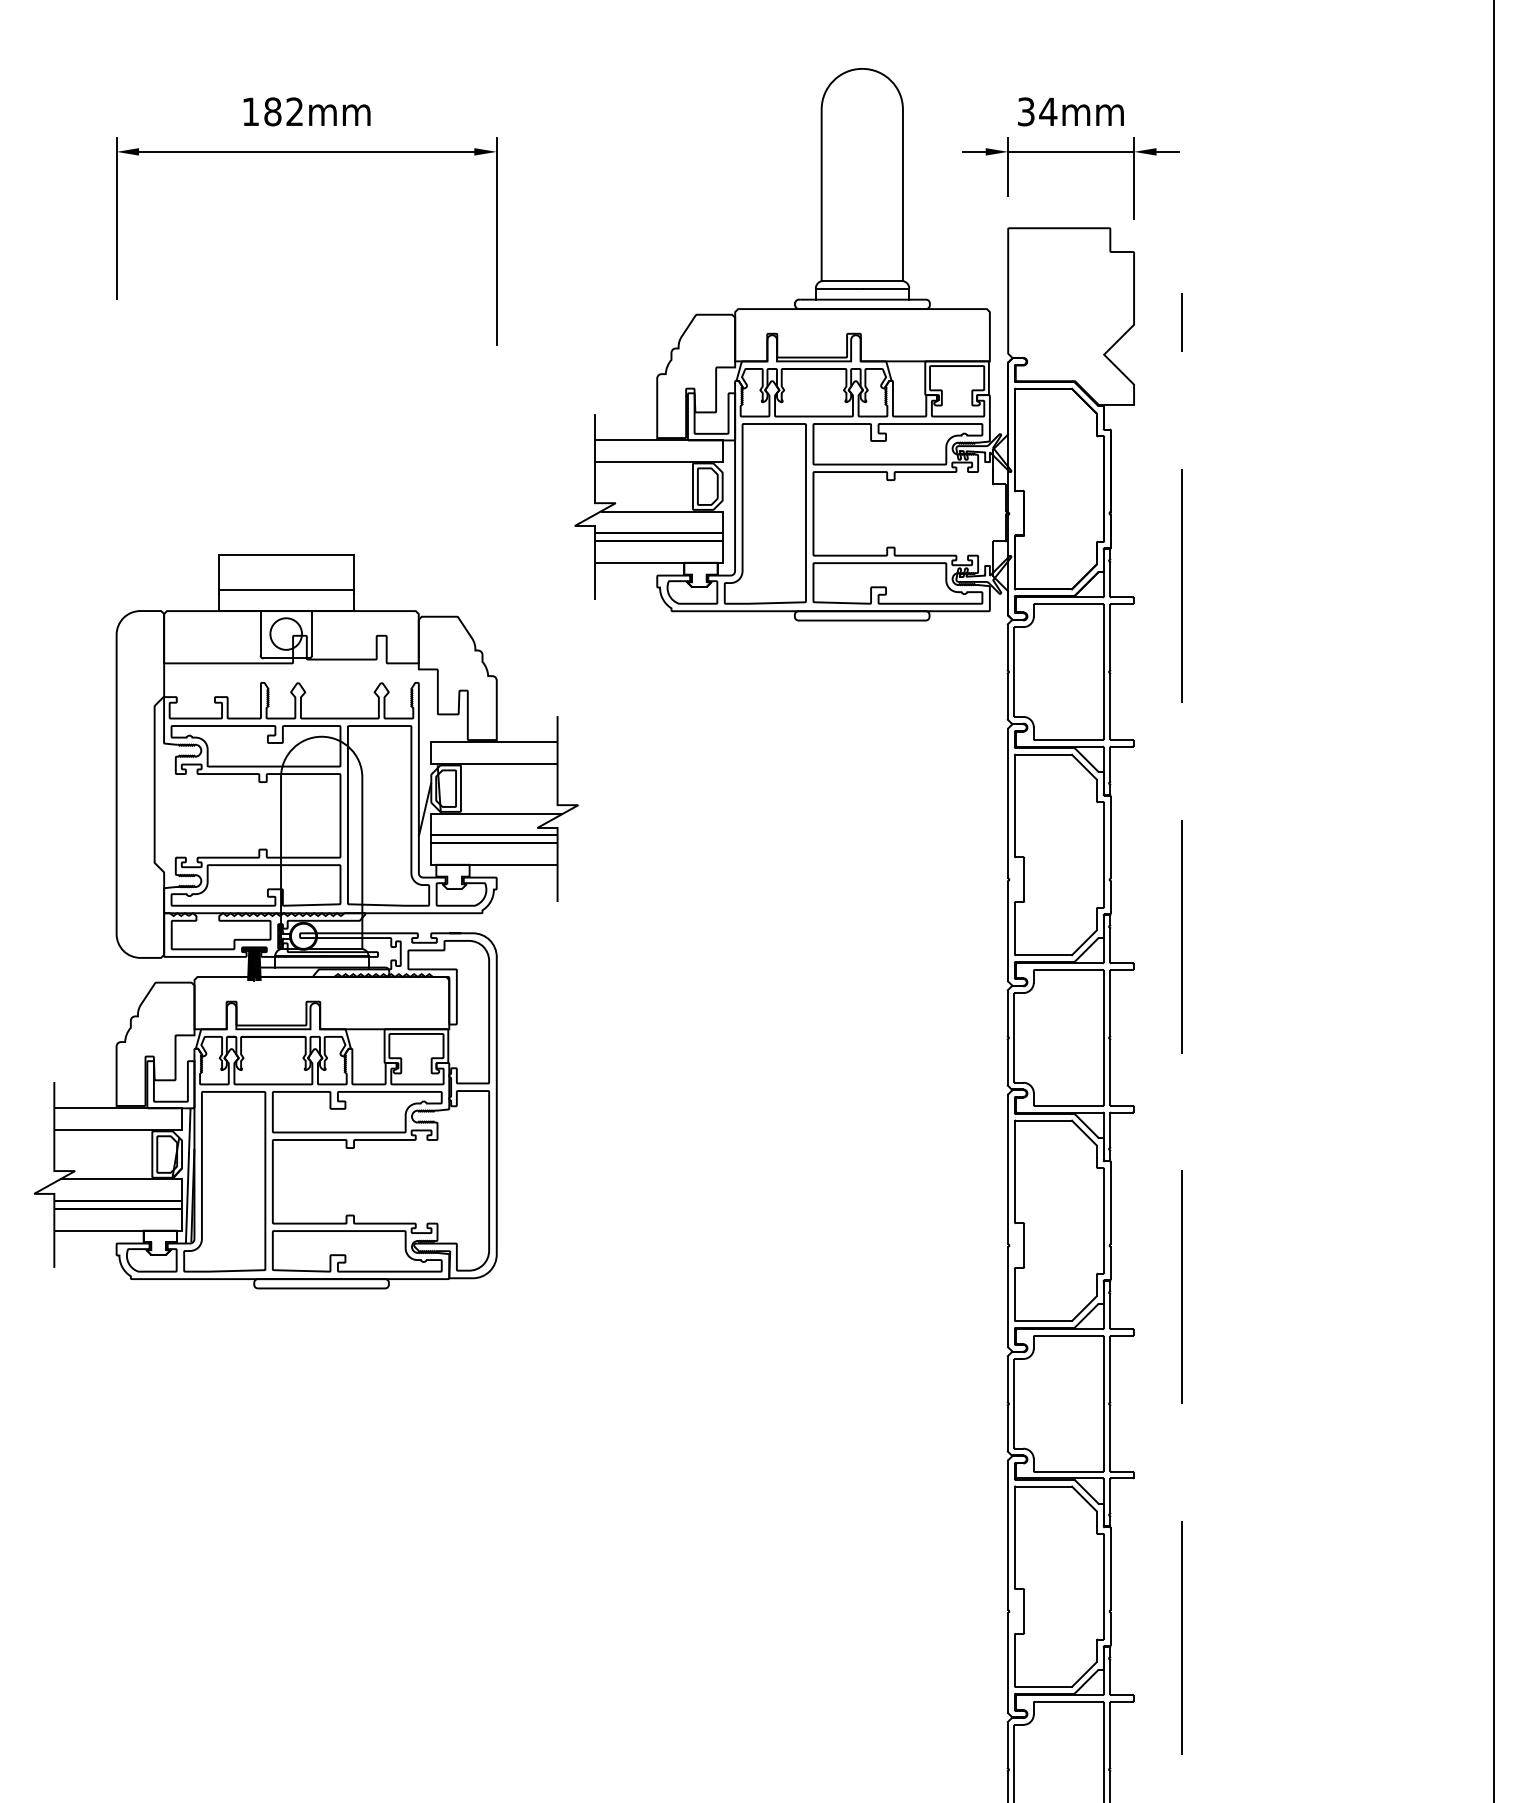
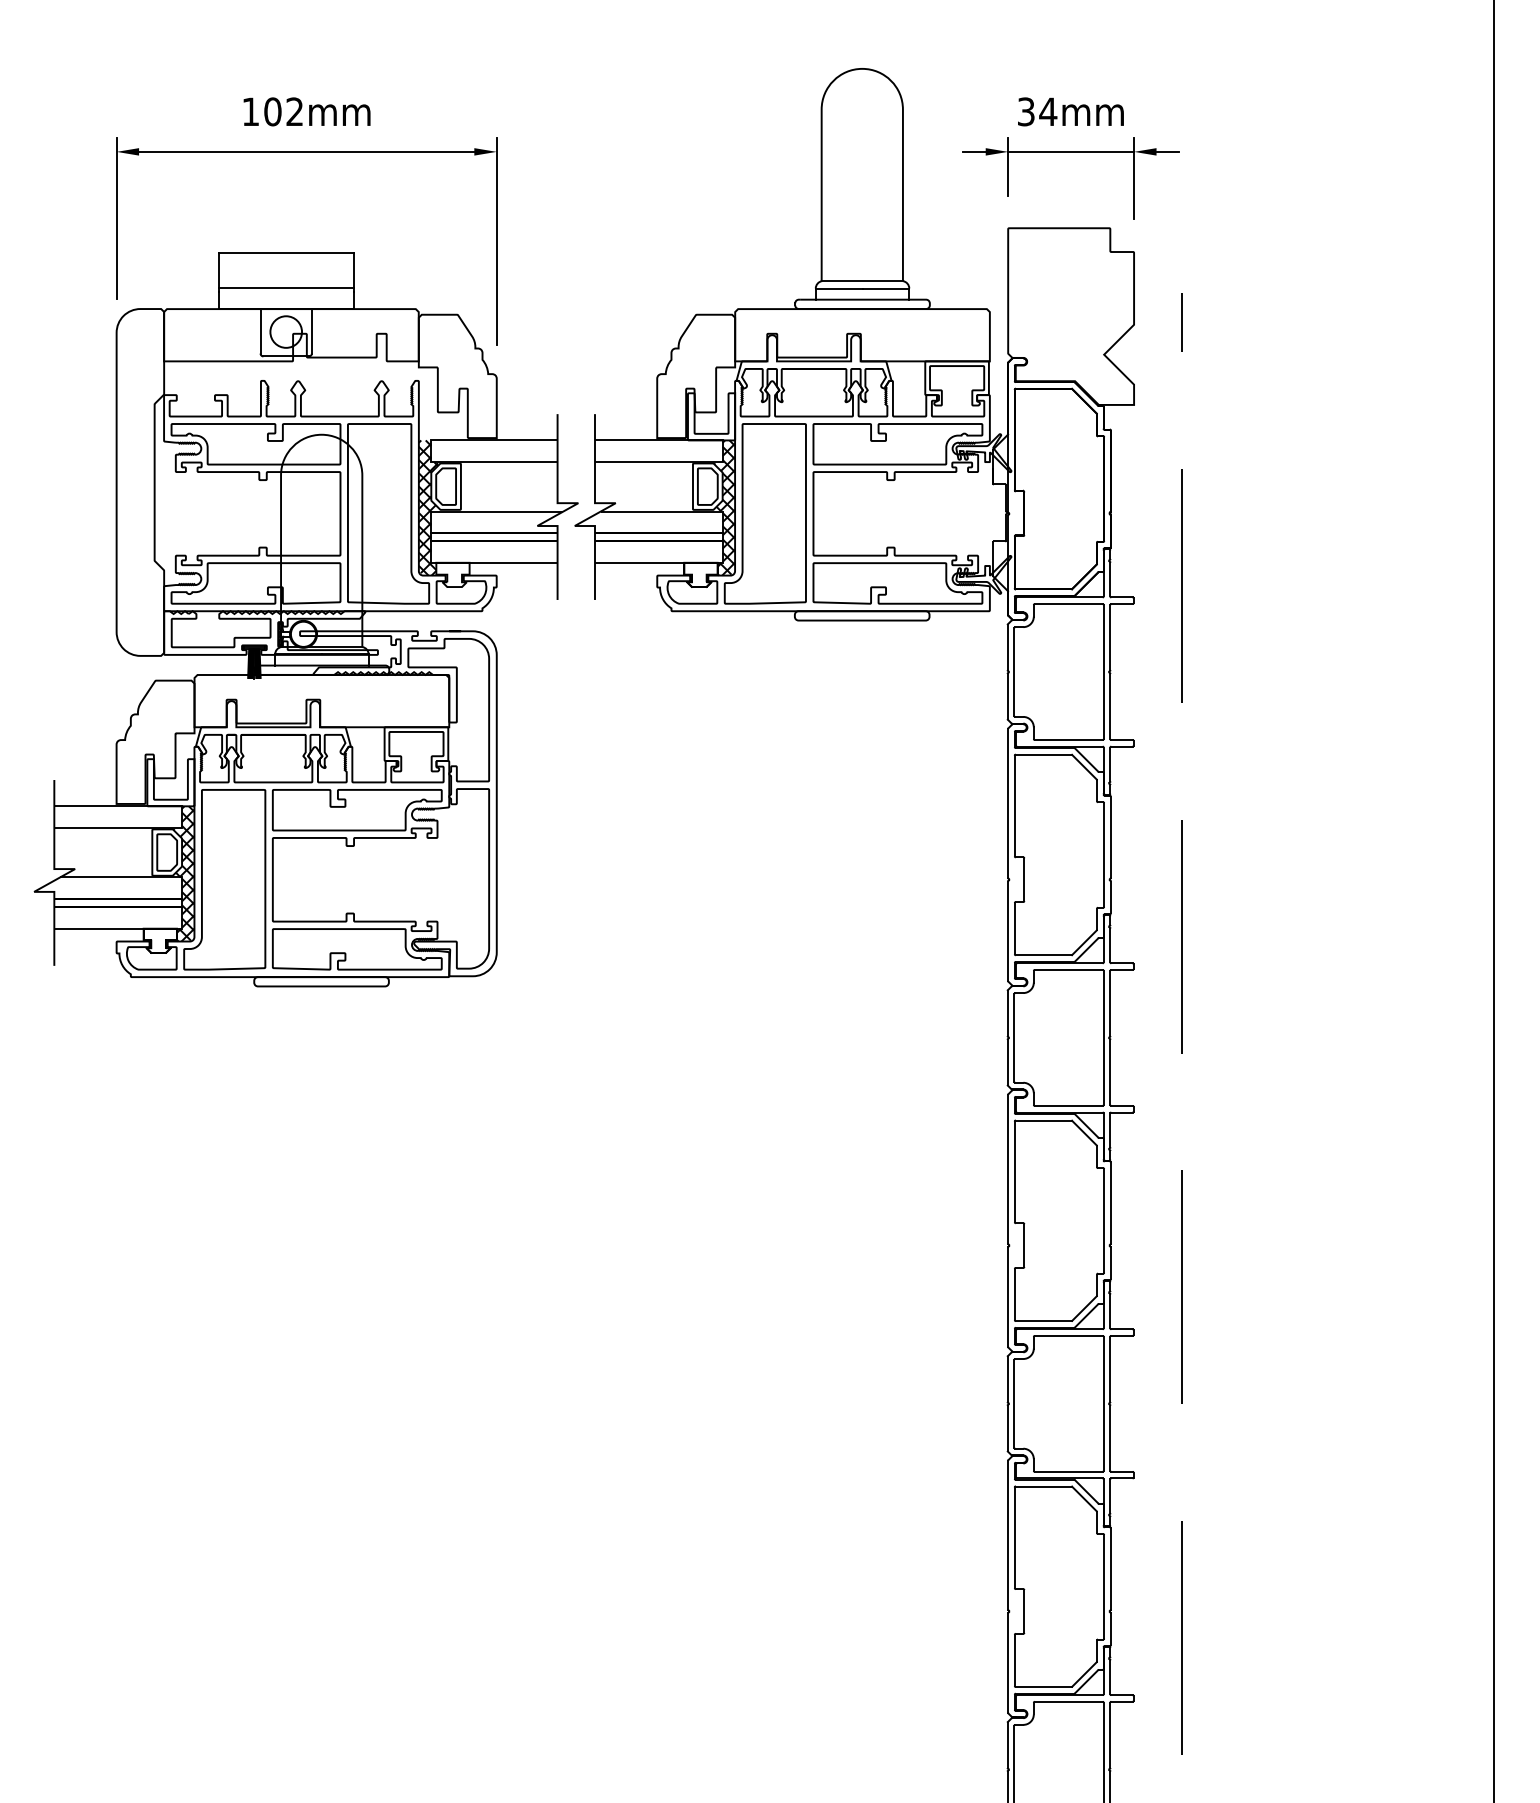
text: 182mm -> 102mm (272, 112)
hatch: none -> present (724, 507)
part position: (305, 921) -> (305, 619) (305, 619)
